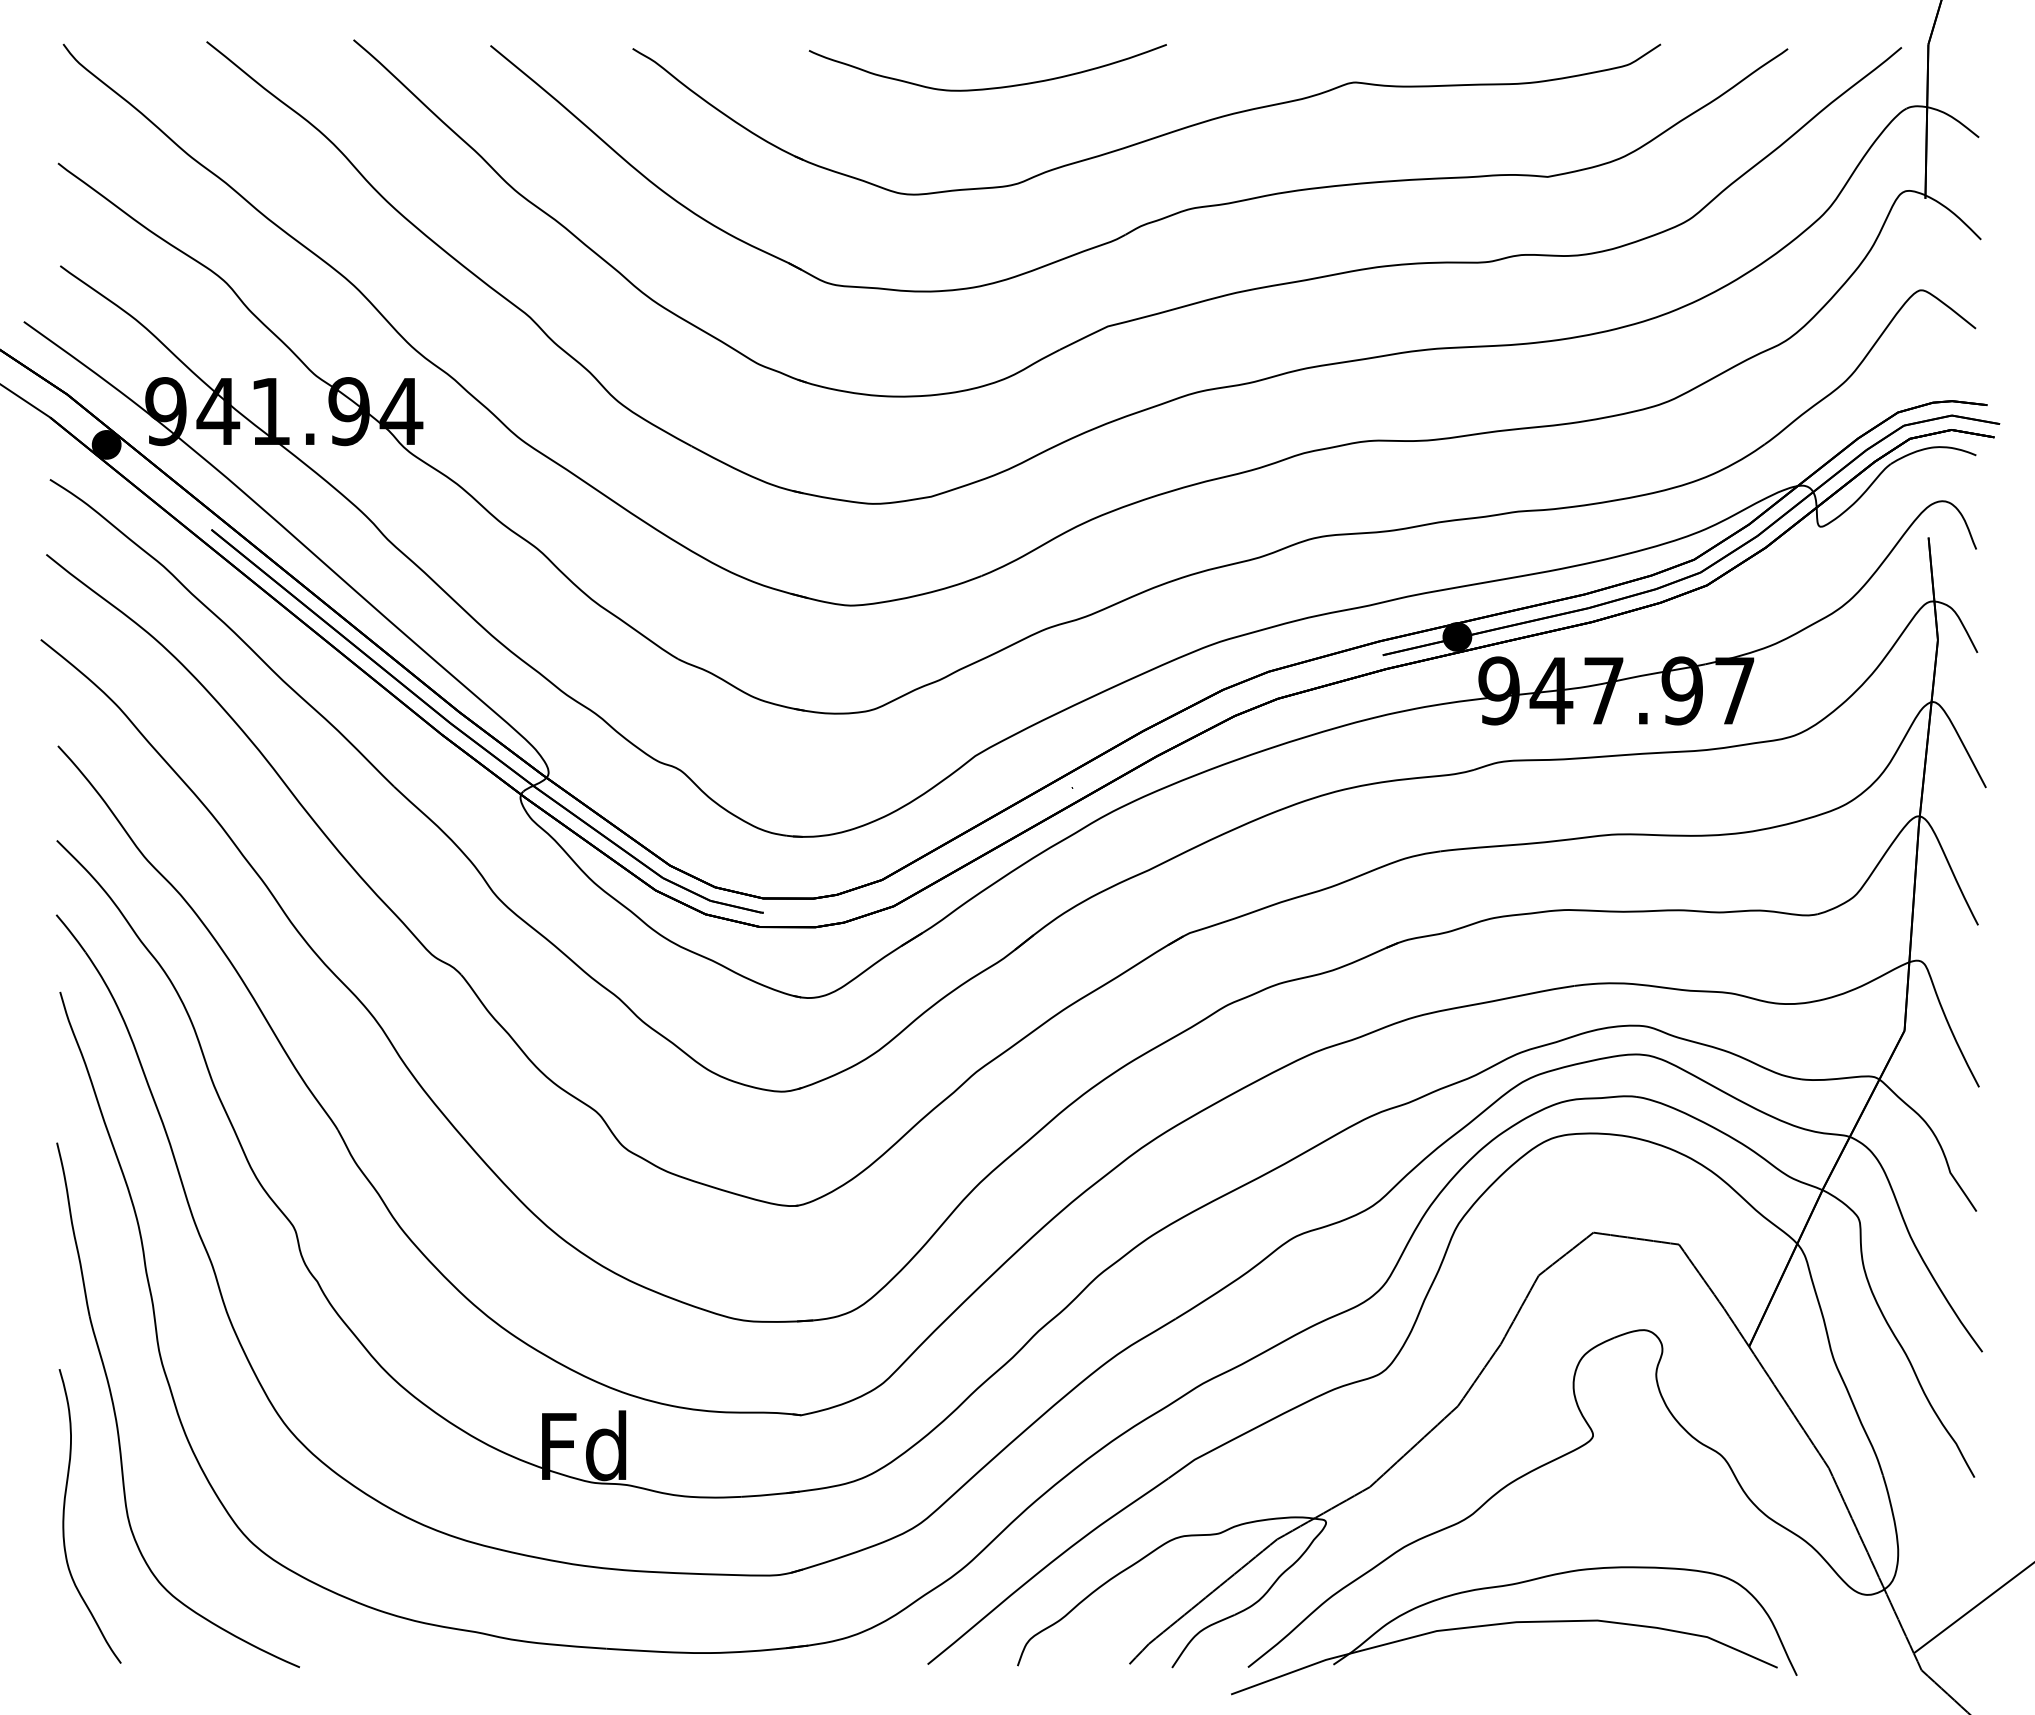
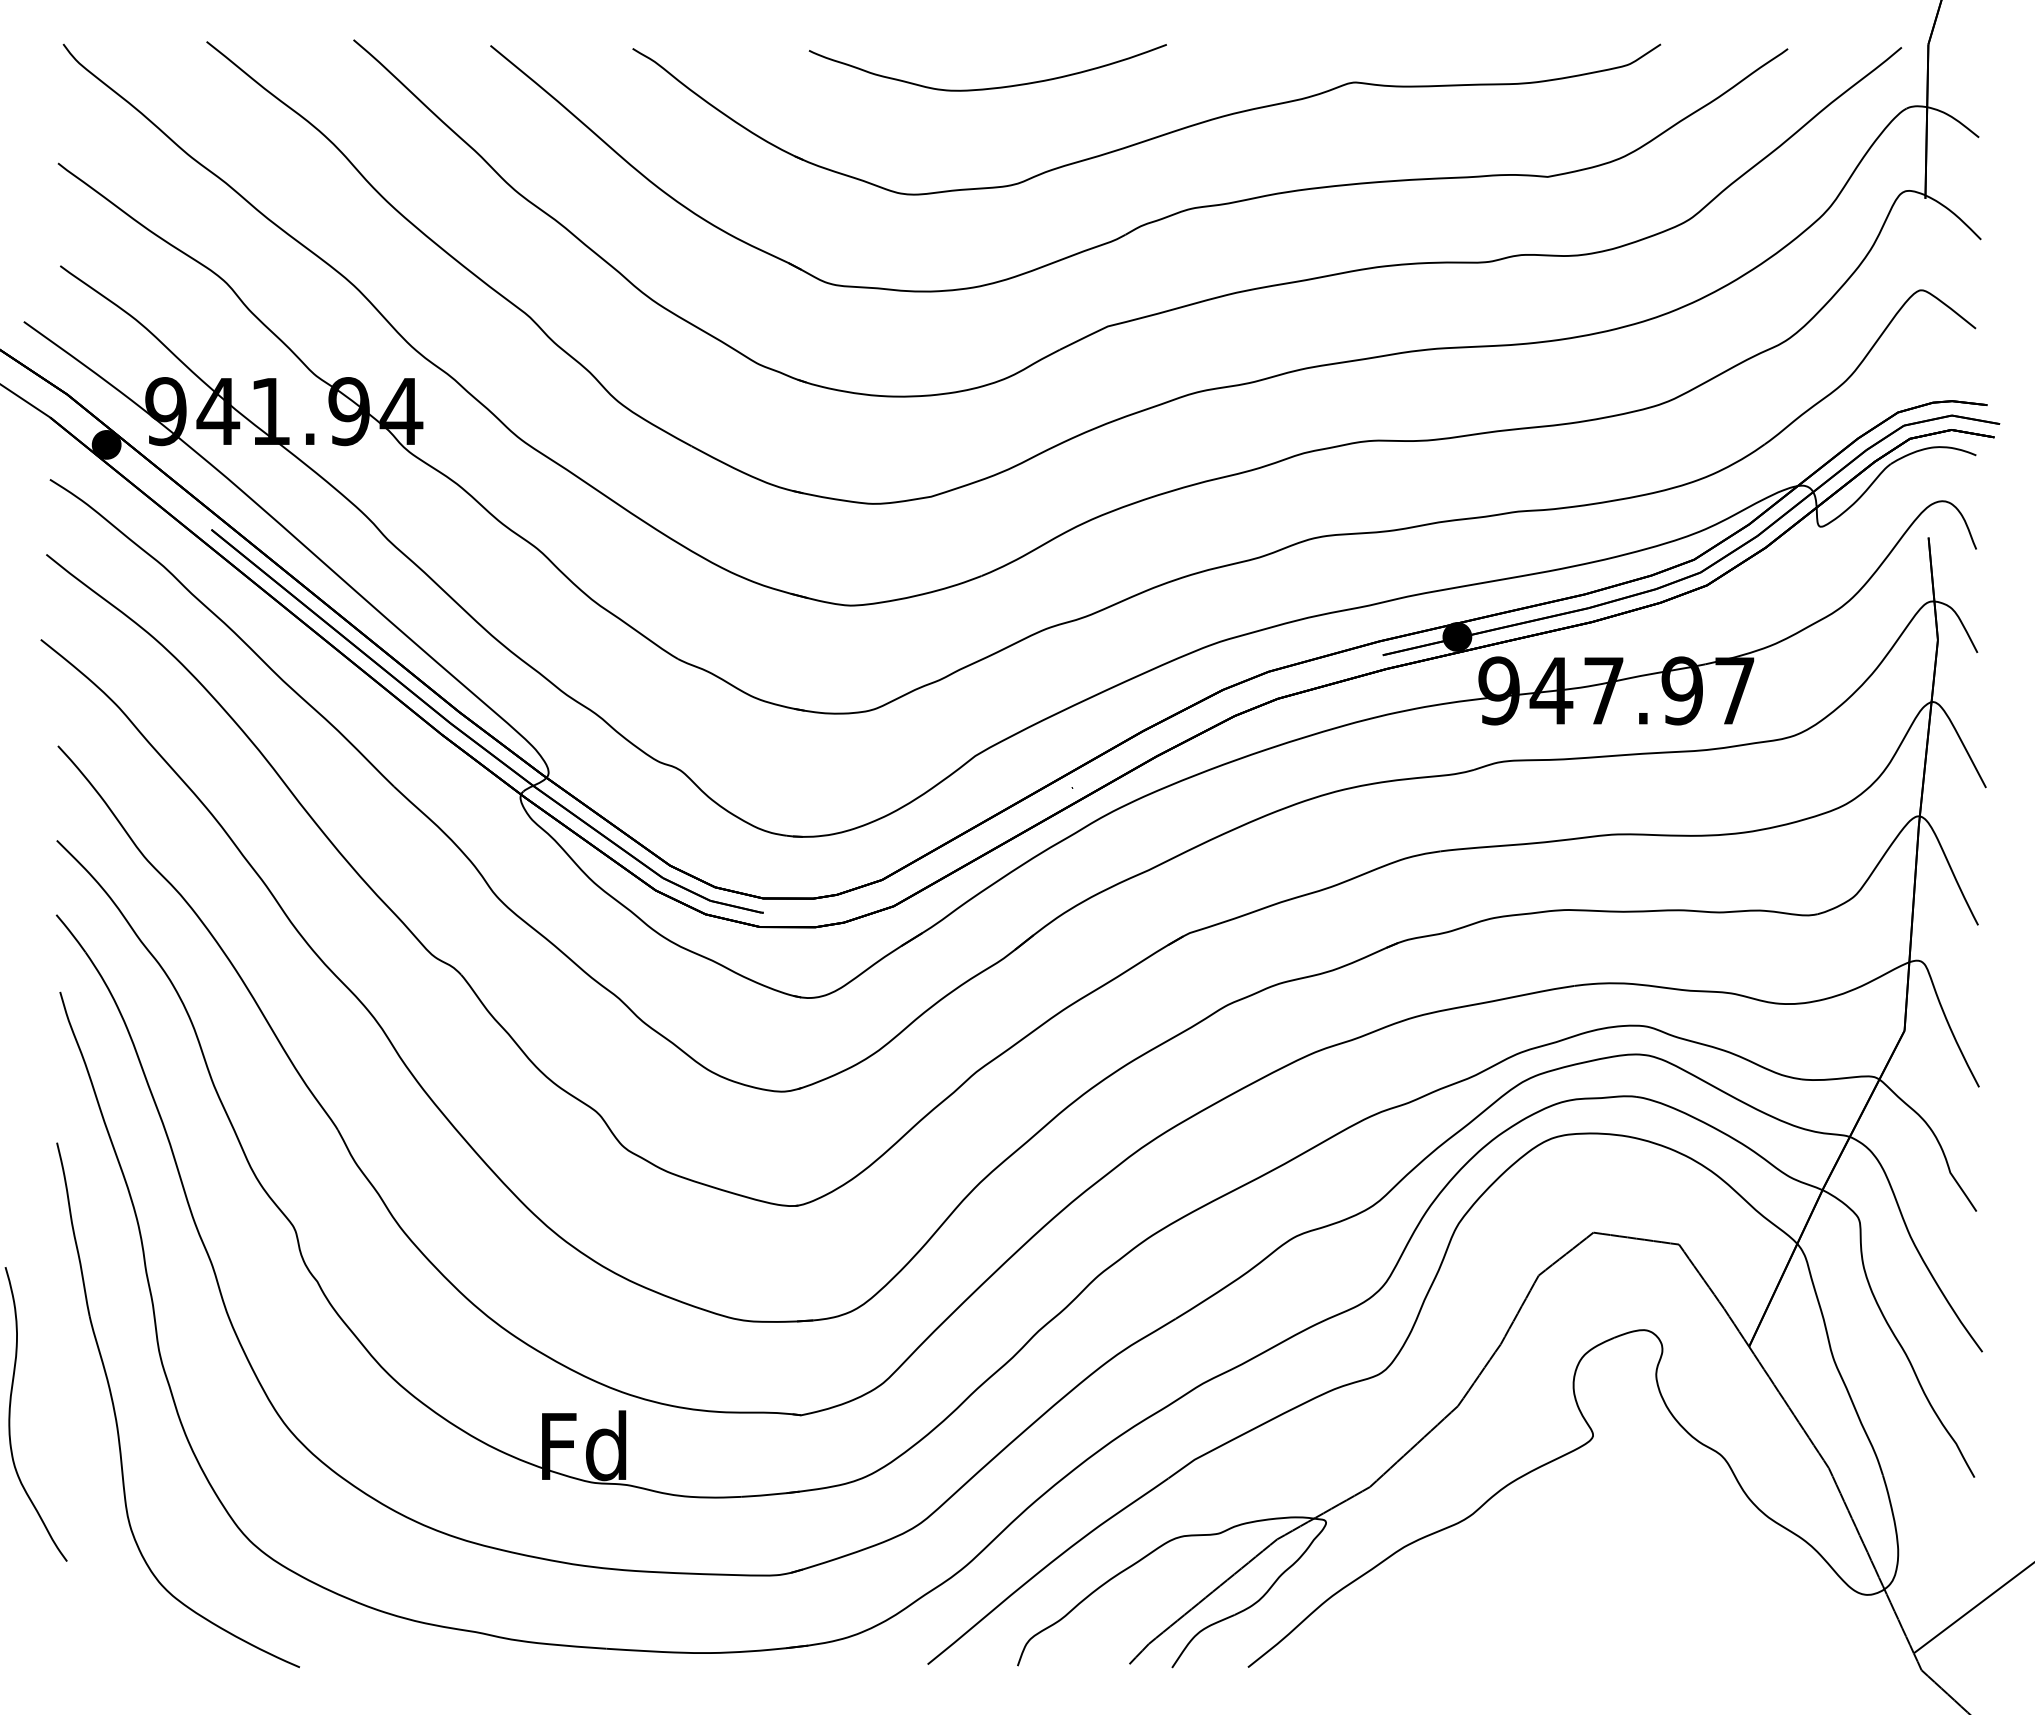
curve position: (64, 1516) -> (10, 1414) (10, 1414)
part: present -> none (1514, 1623)
